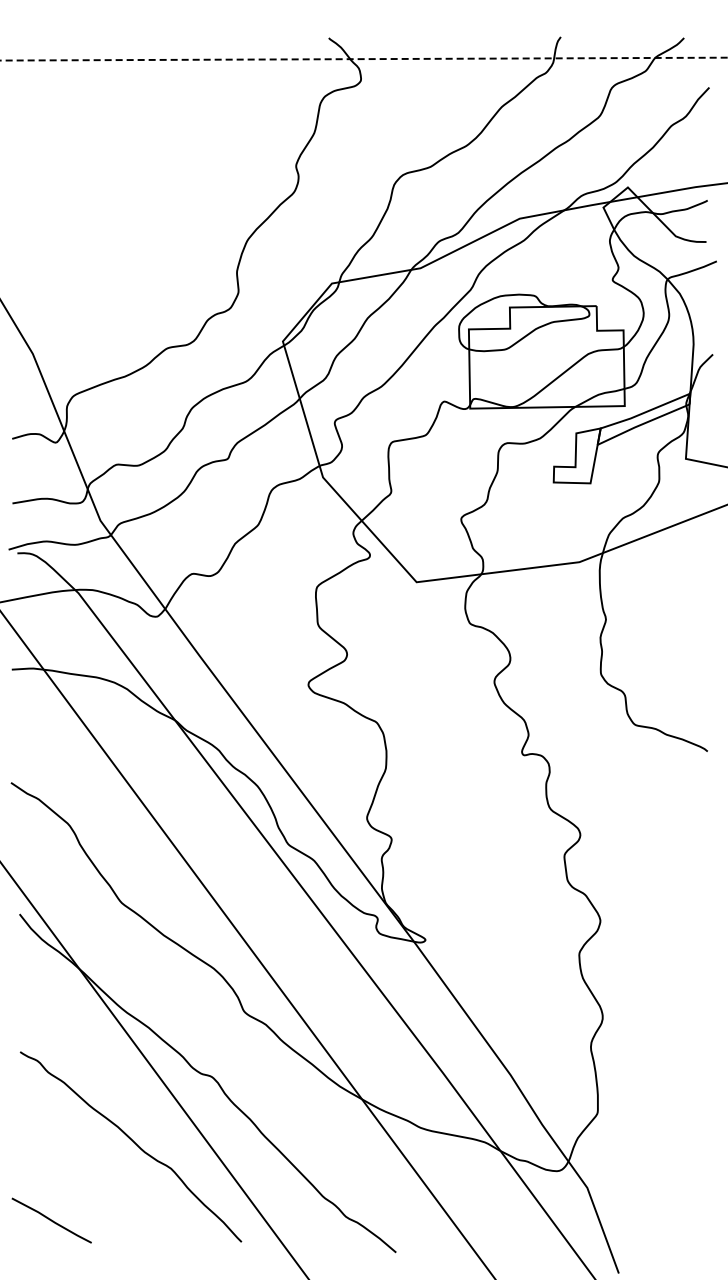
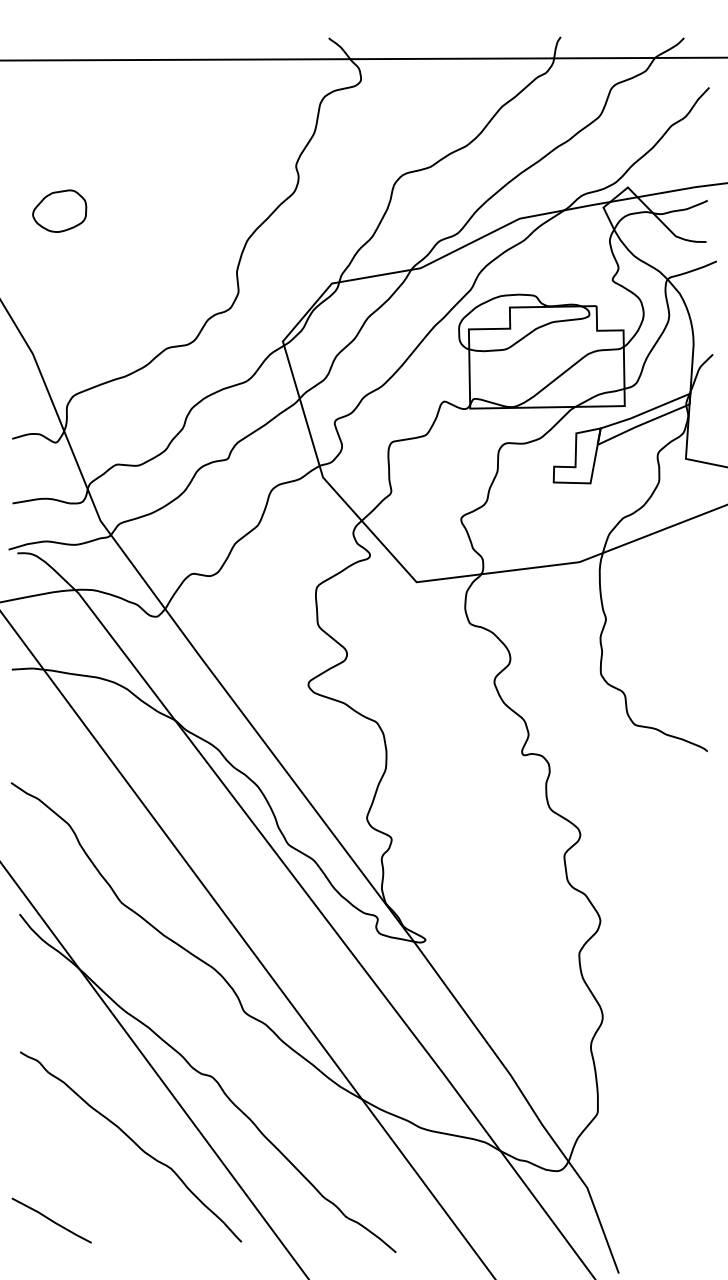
line: dashed -> solid (364, 59)
part: none -> present (59, 210)
